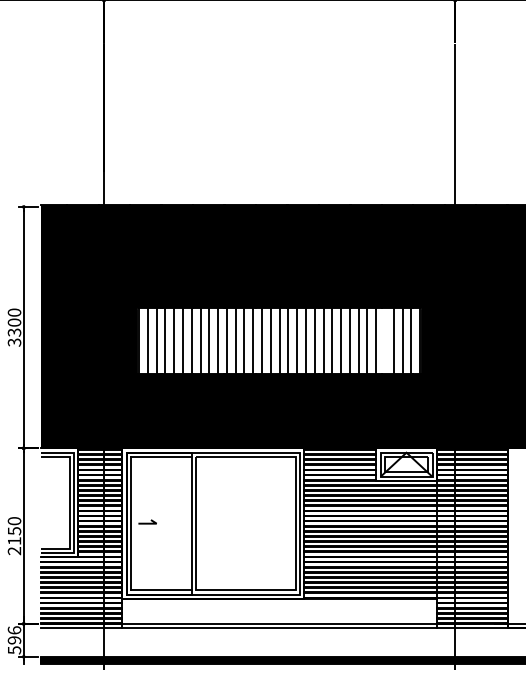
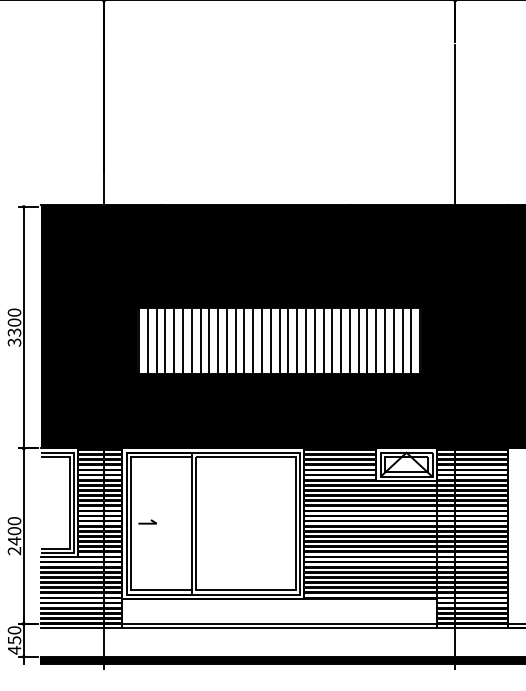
line: none -> present (384, 340)
text: 2150 -> 2400 (14, 536)
text: 596 -> 450 (14, 640)
